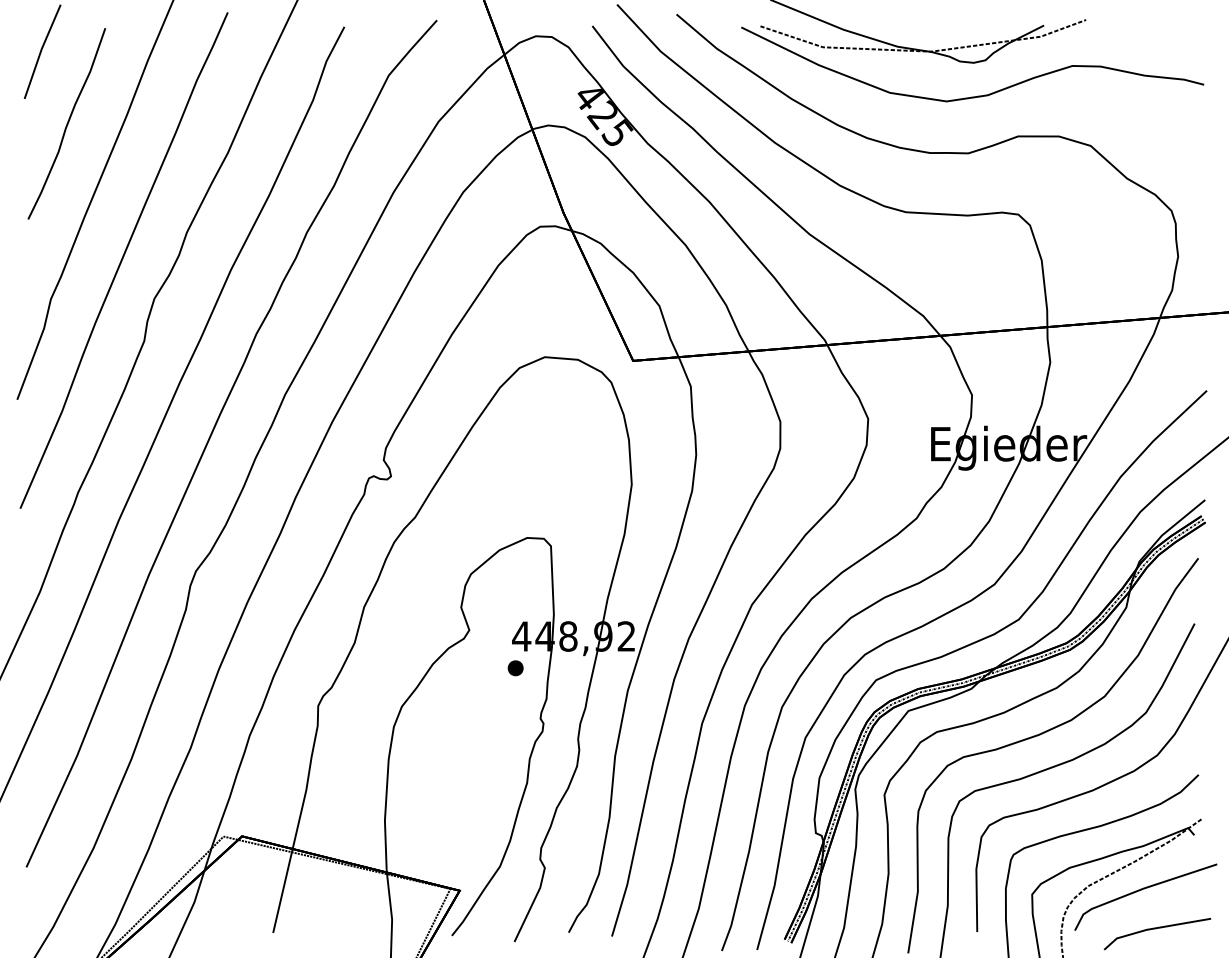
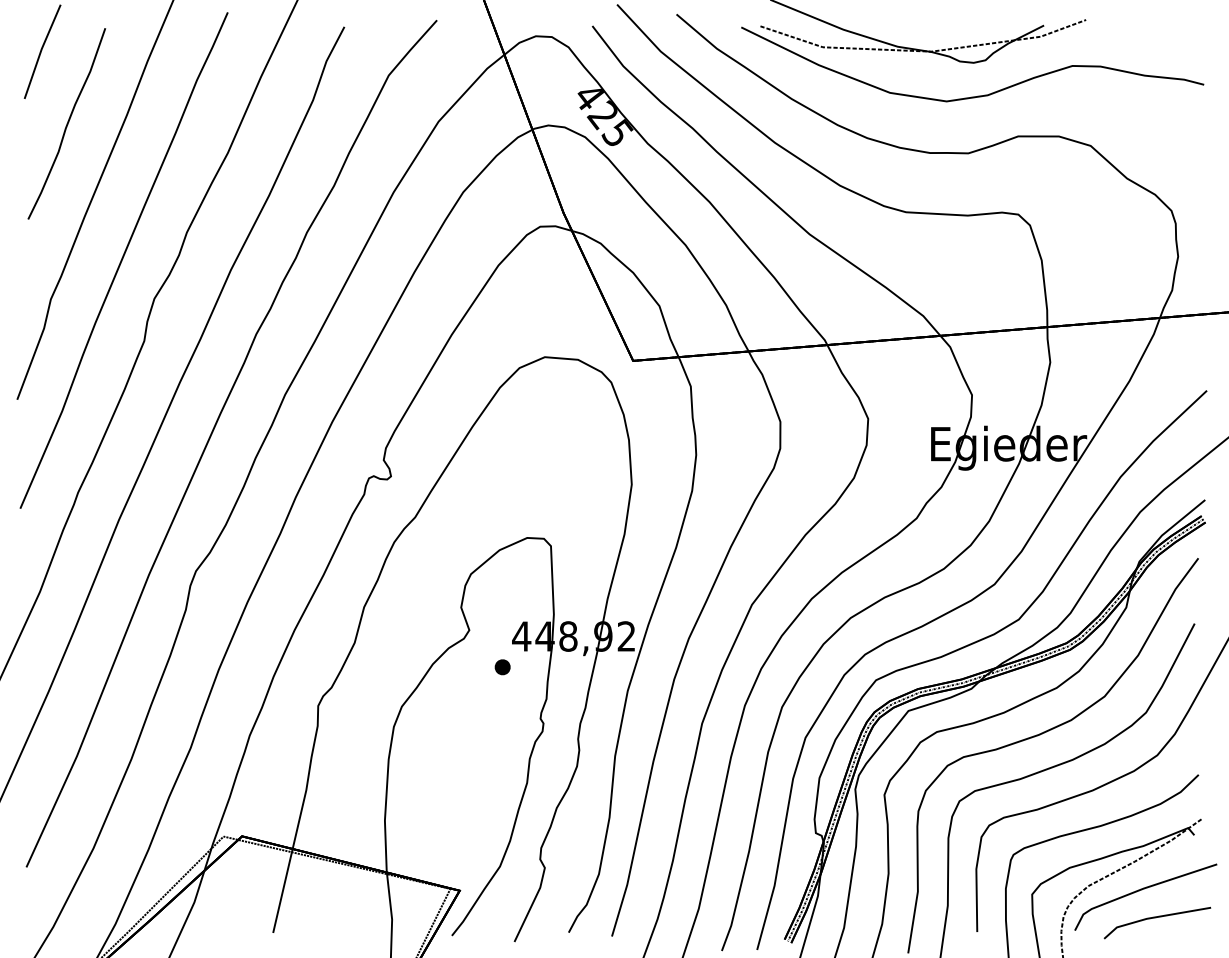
part position: (515, 668) -> (502, 667) (502, 667)
part position: (1157, 933) -> (1157, 922) (1157, 922)
